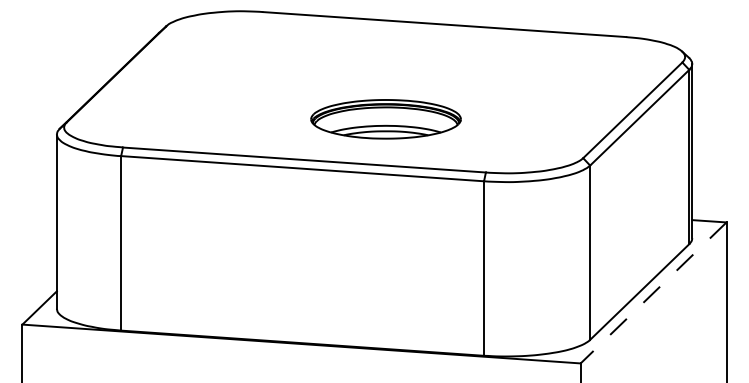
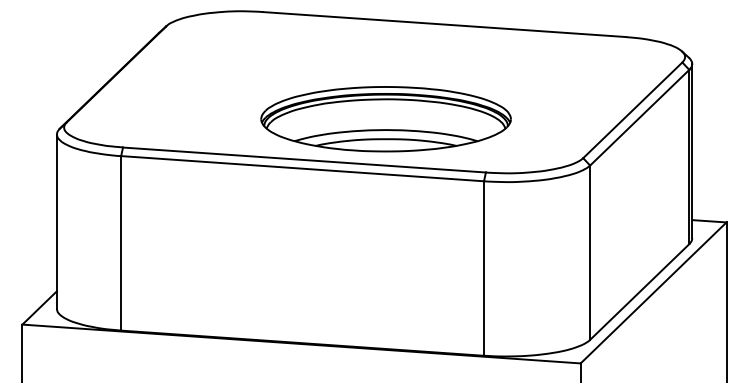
part size: 152x41 px -> 252x67 px (385, 119)
line: dashed -> solid (653, 293)
